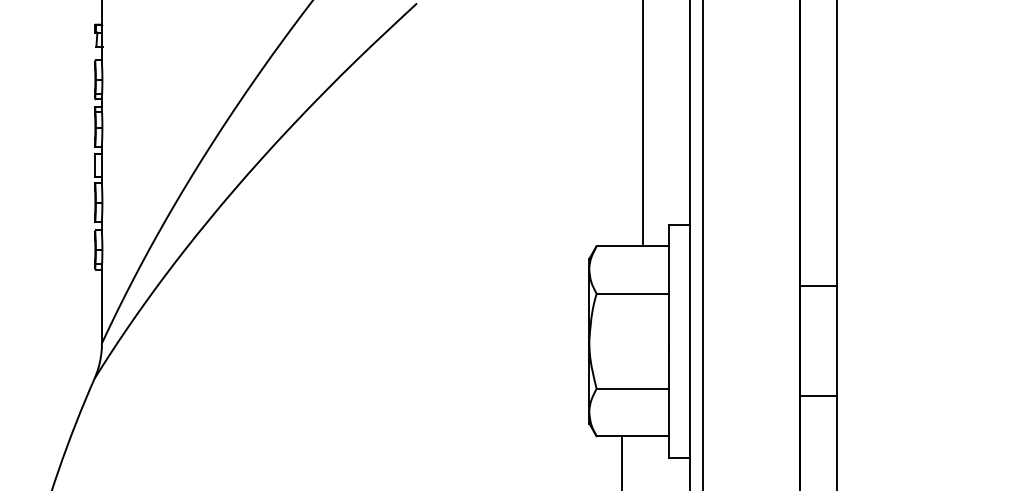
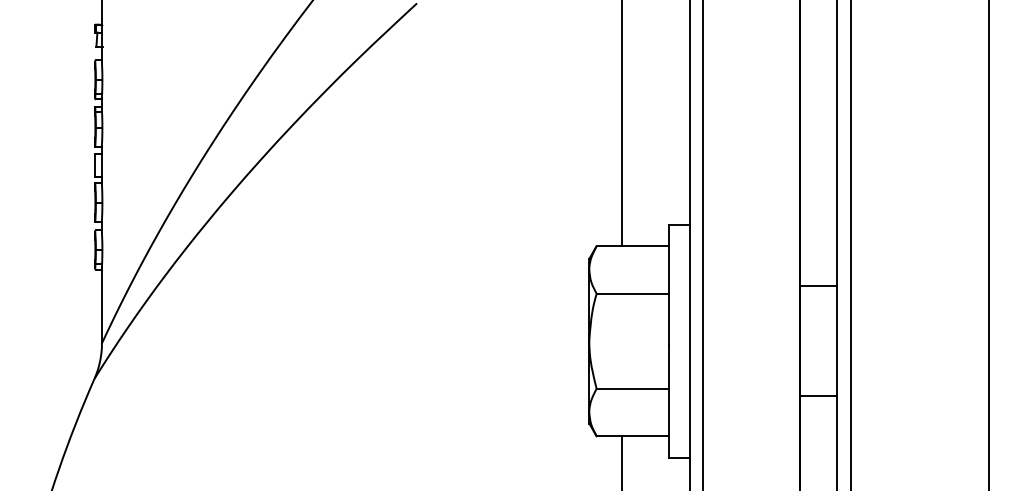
line position: (642, 124) -> (621, 124) (621, 124)
line: none -> present (851, 244)
line: none -> present (989, 244)
